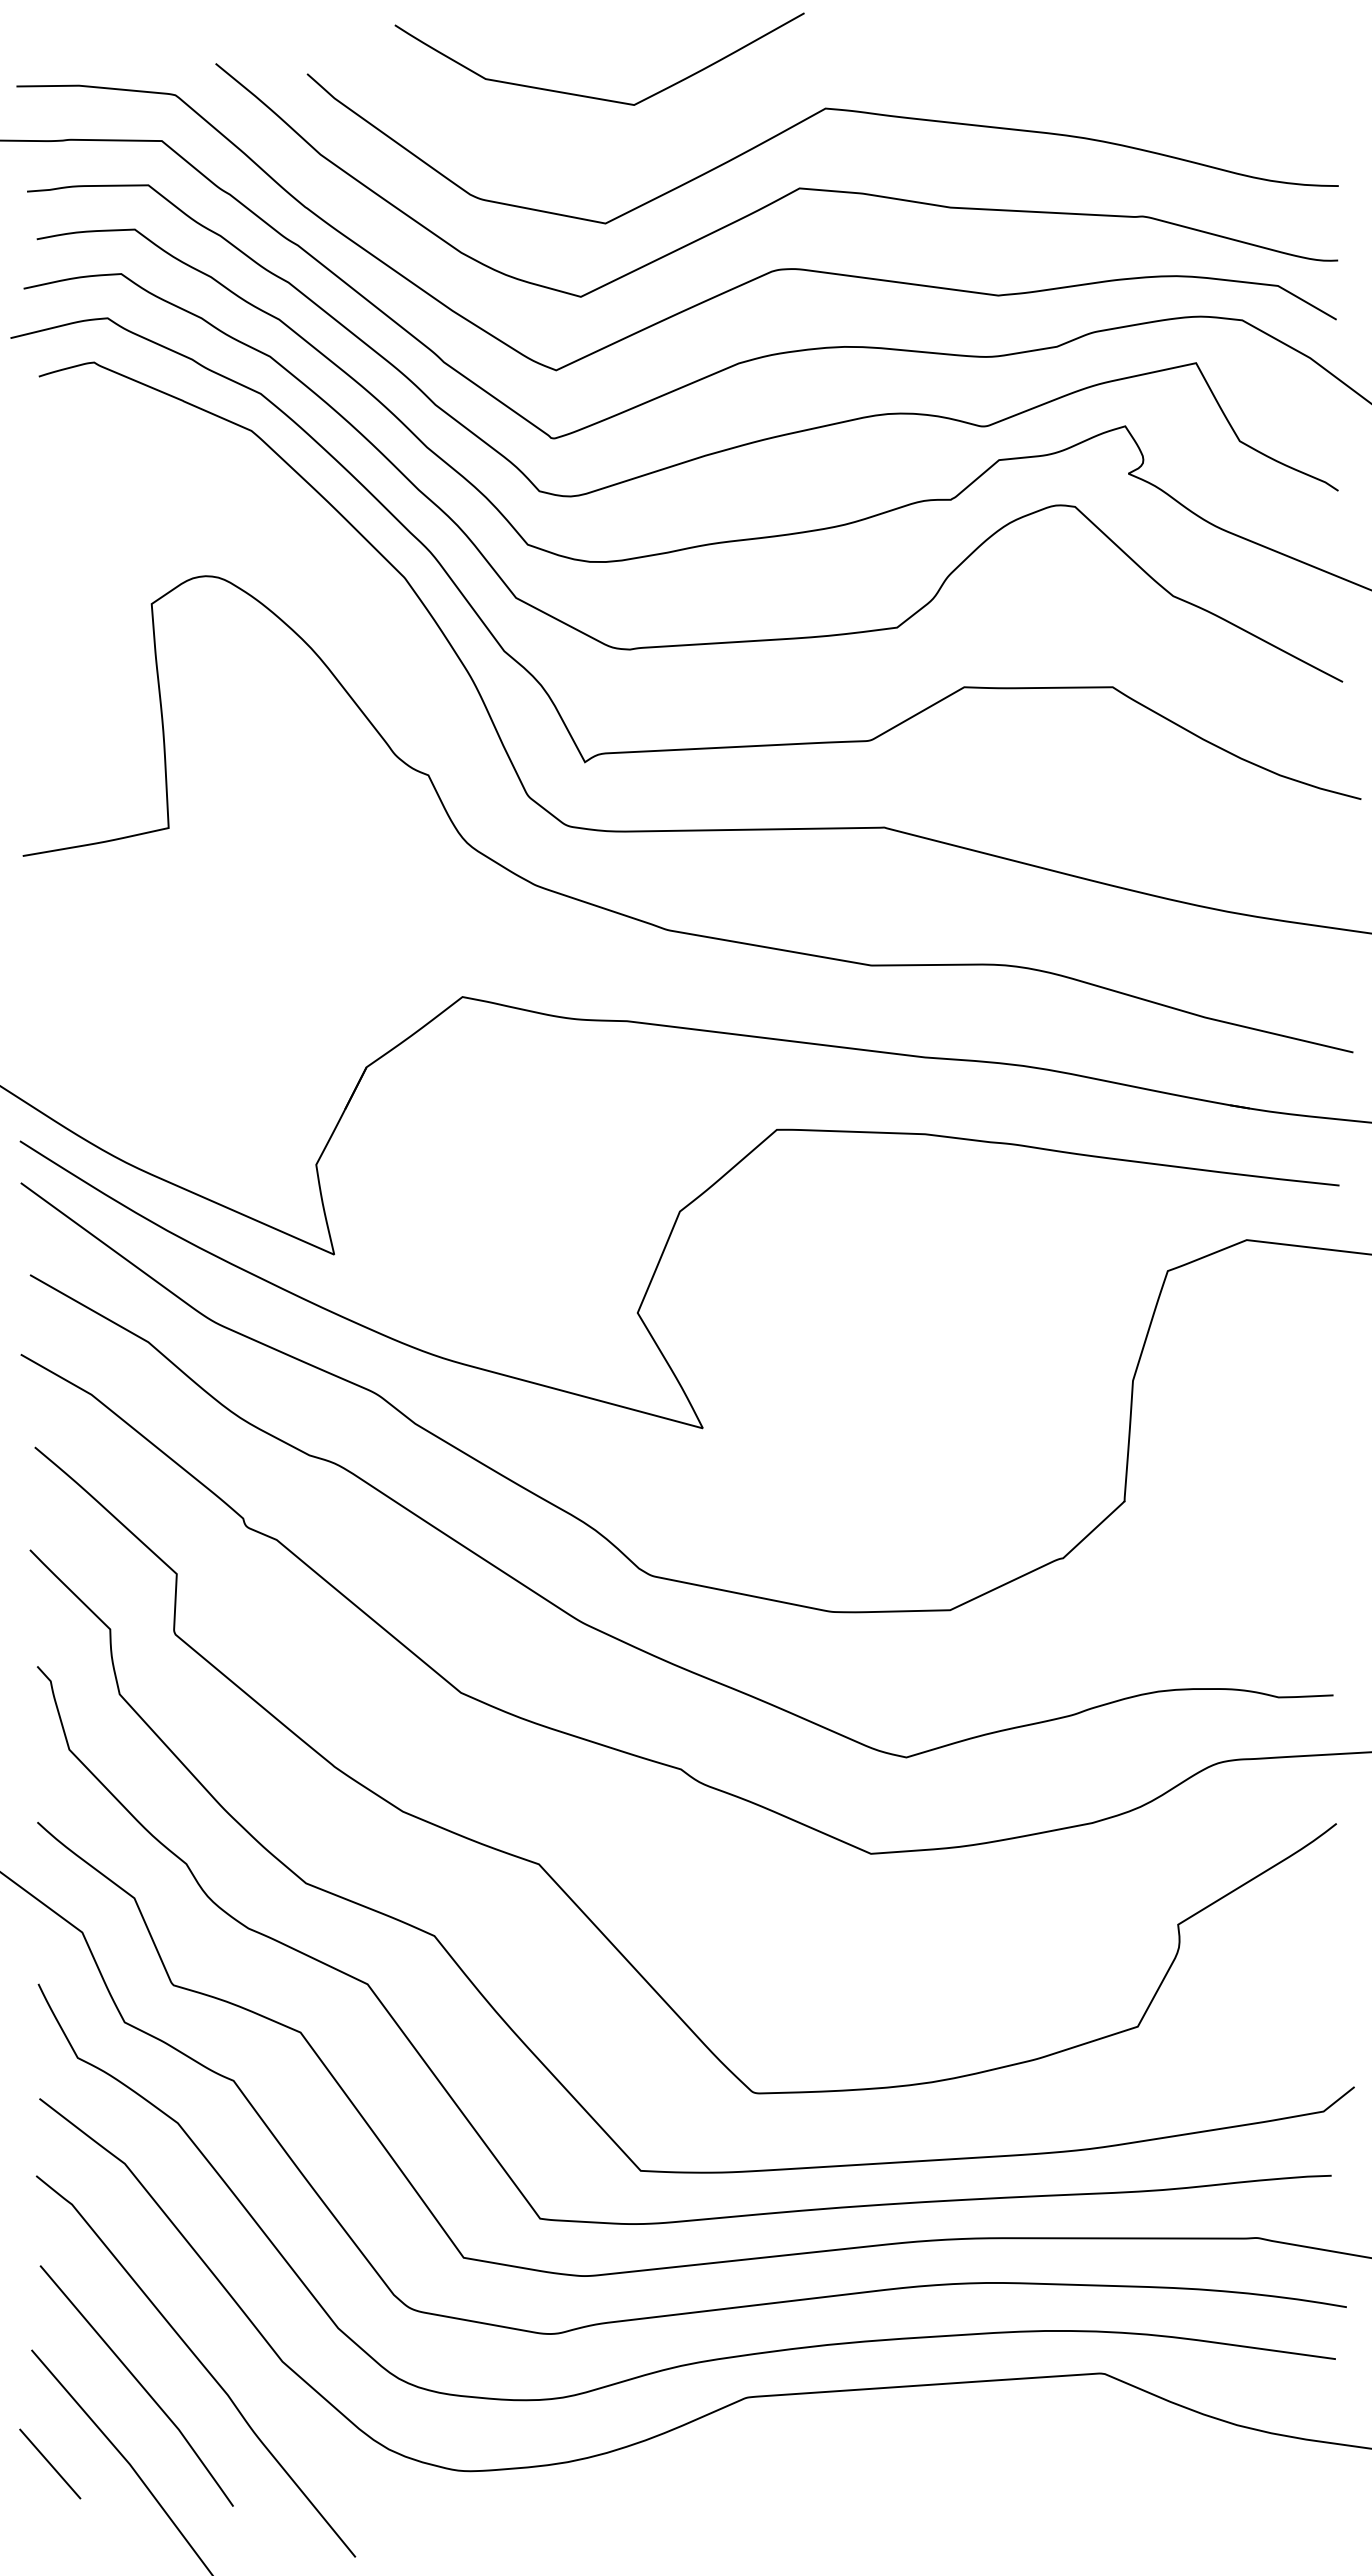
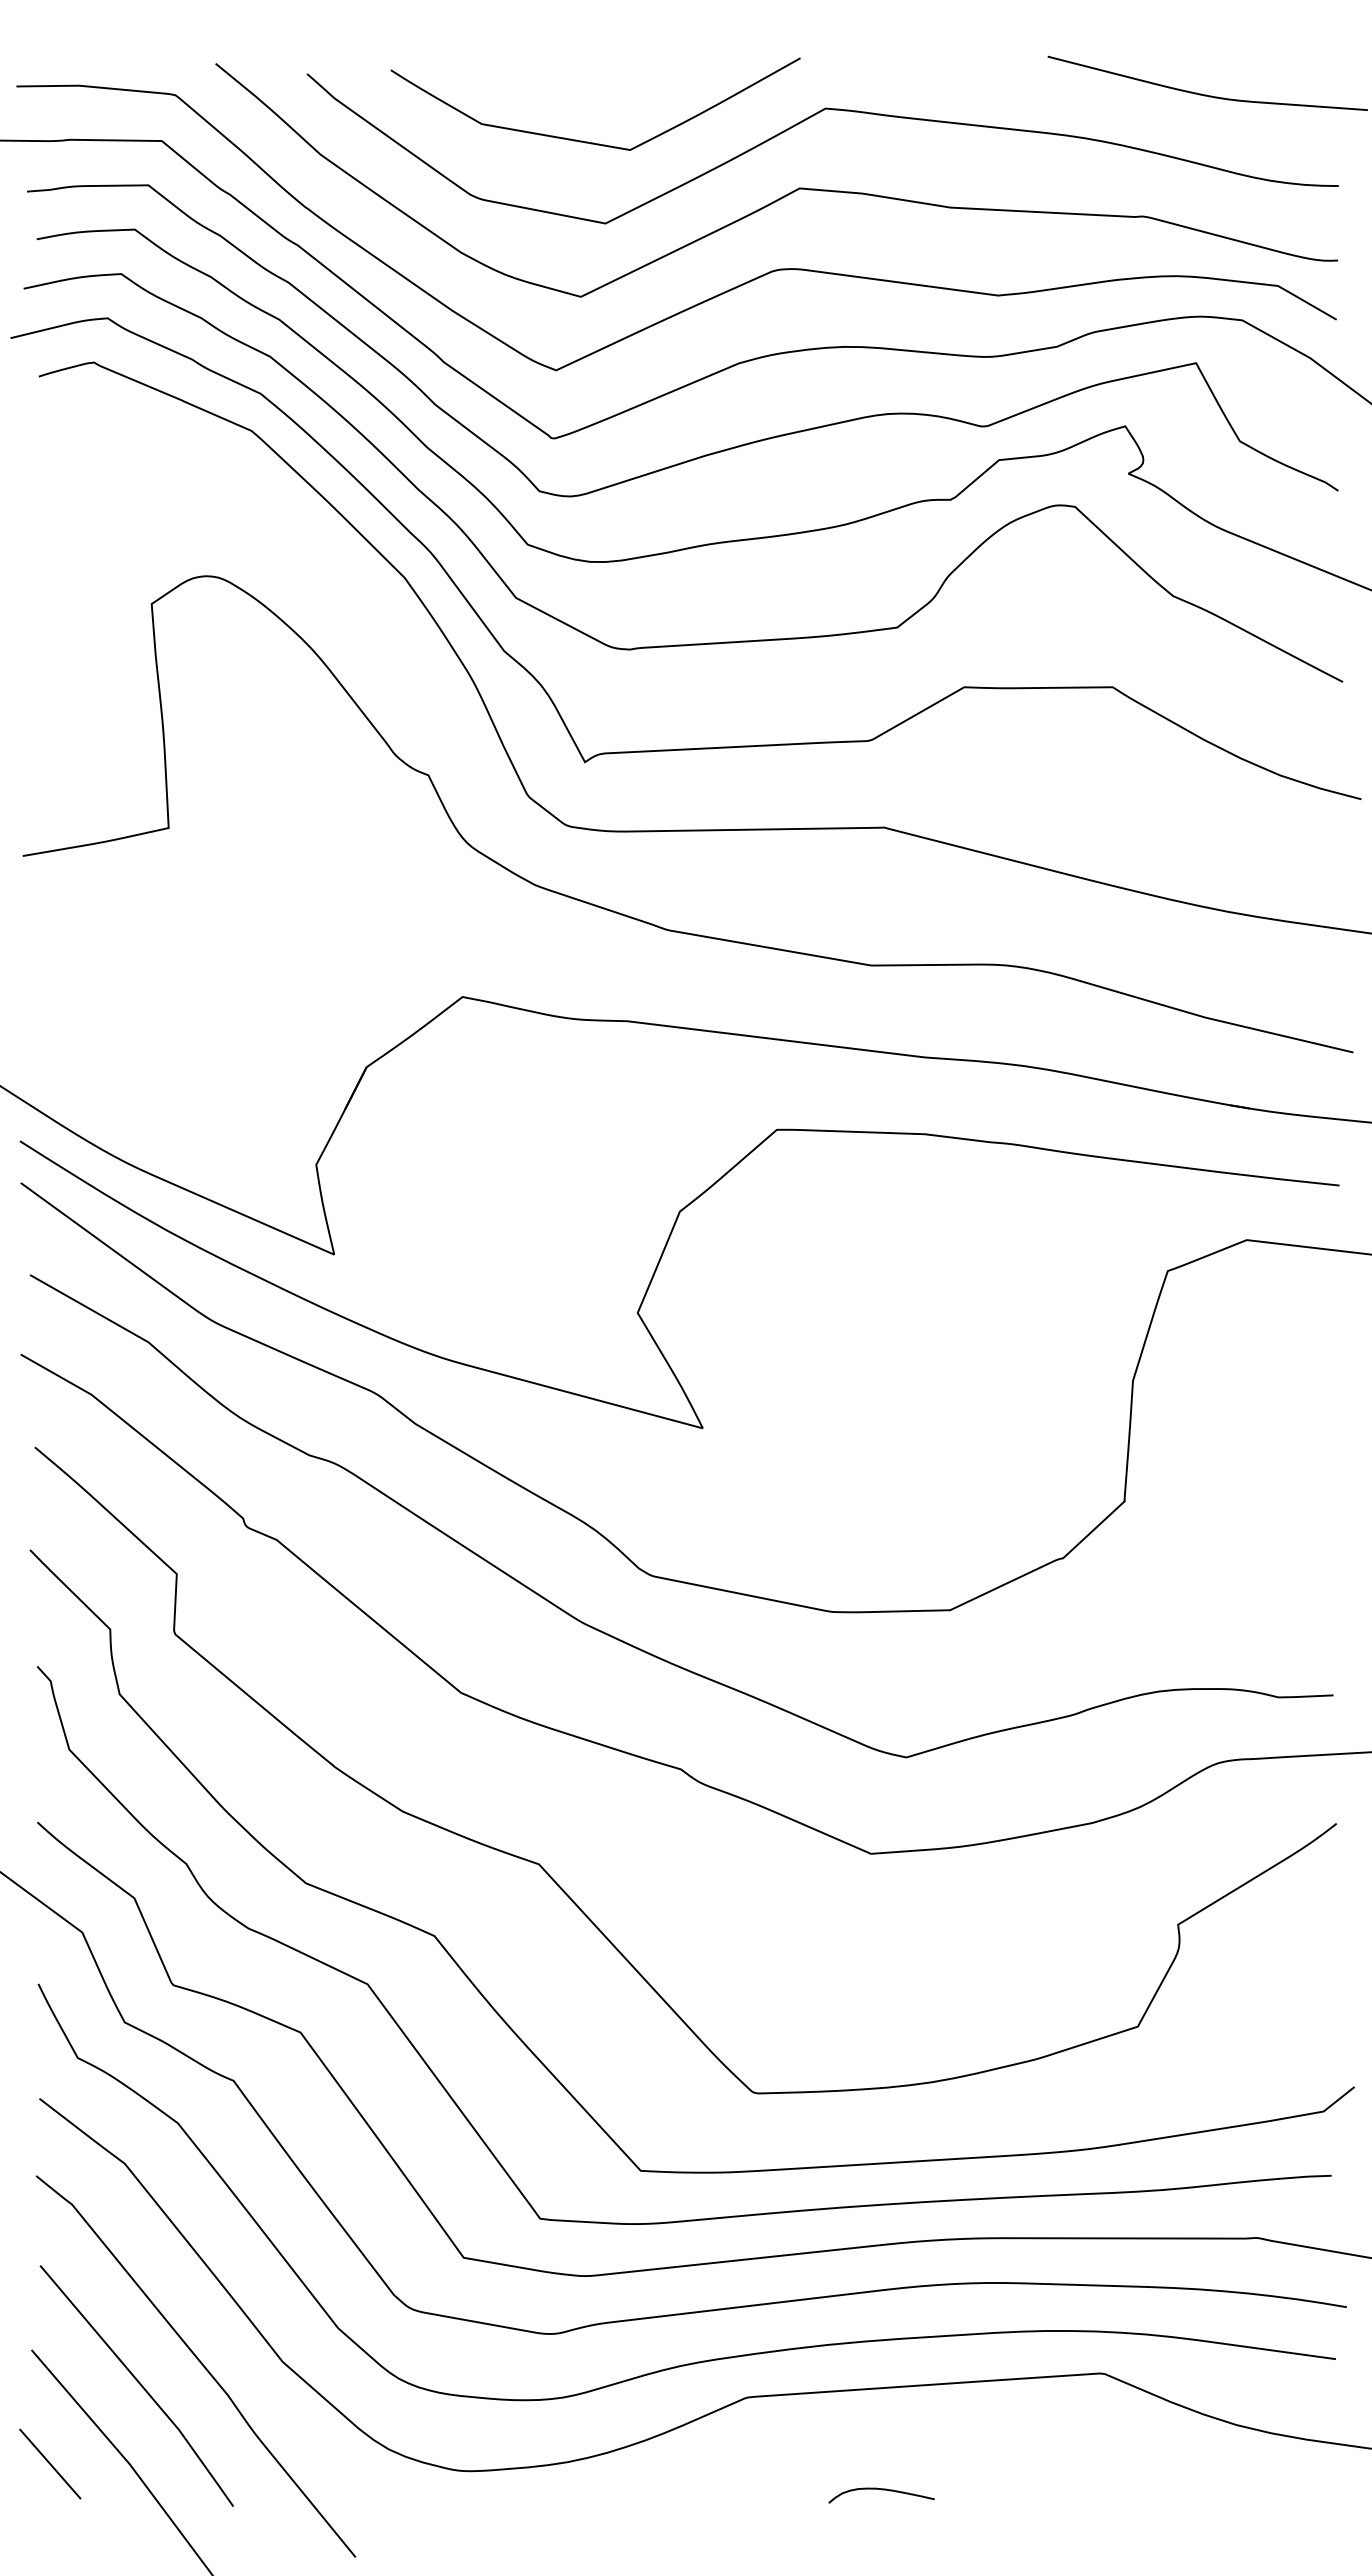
curve: none -> present (1206, 94)
curve position: (592, 96) -> (588, 141) (588, 141)
curve: none -> present (881, 2490)
